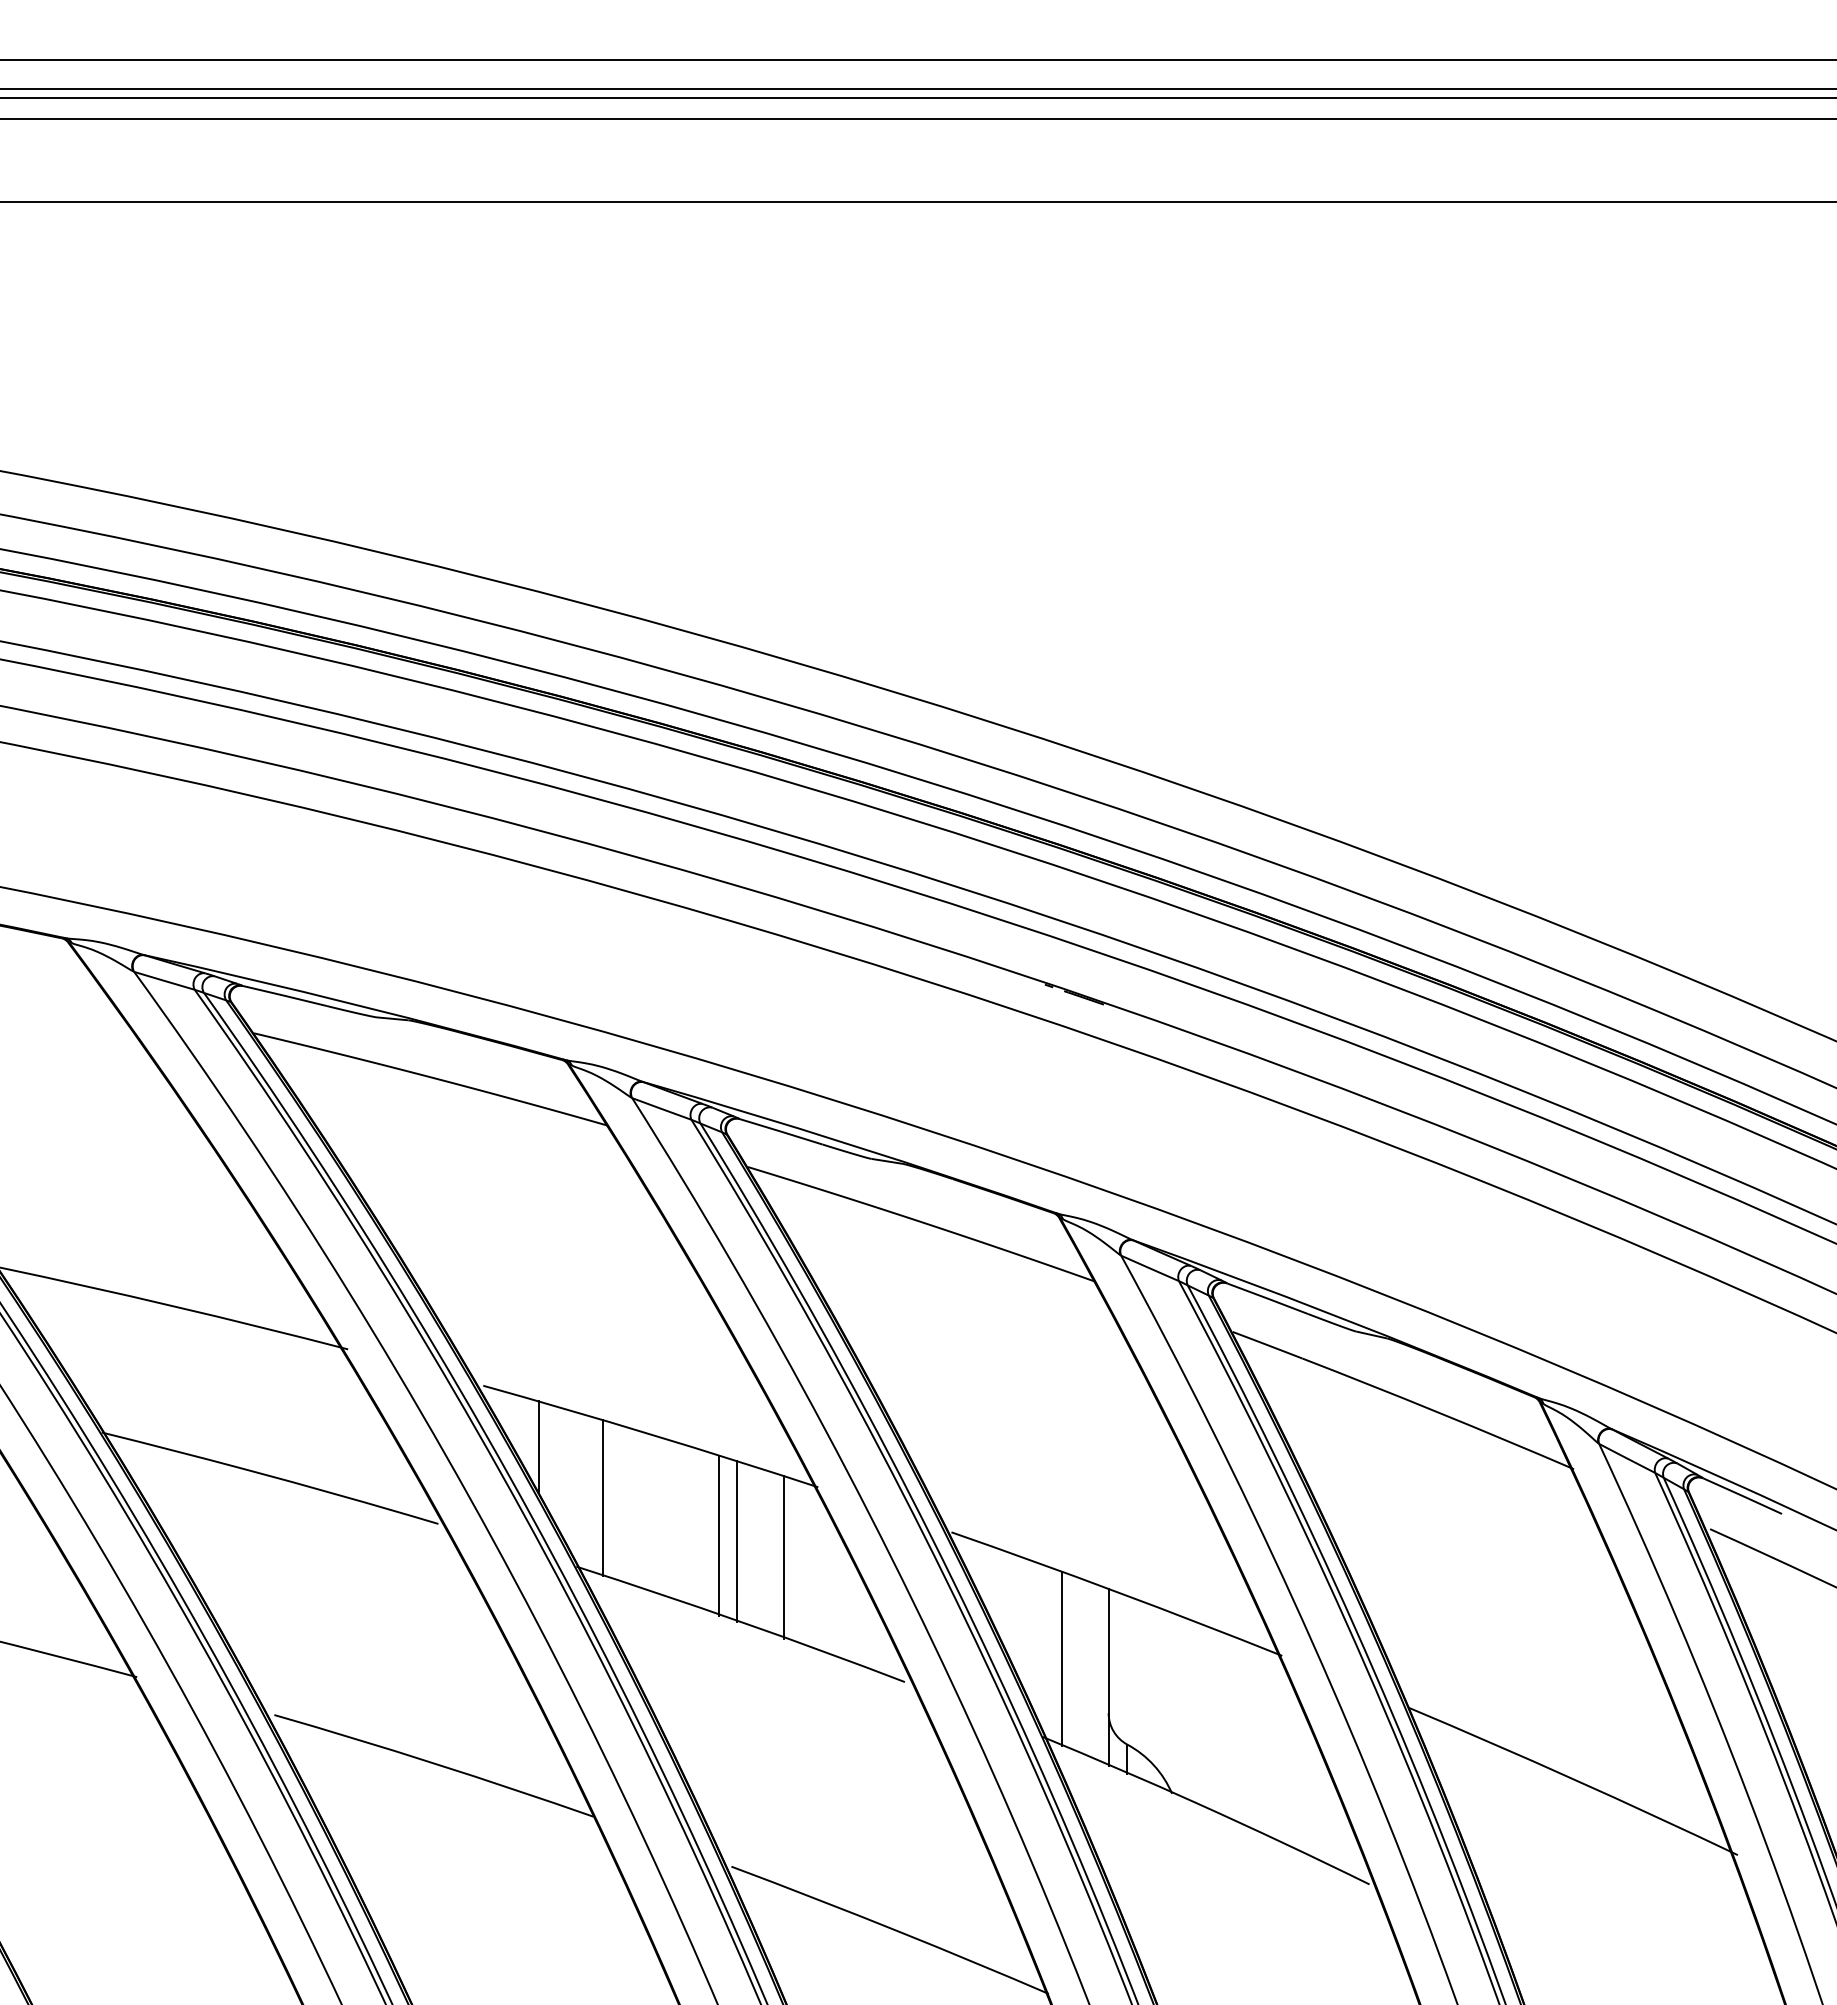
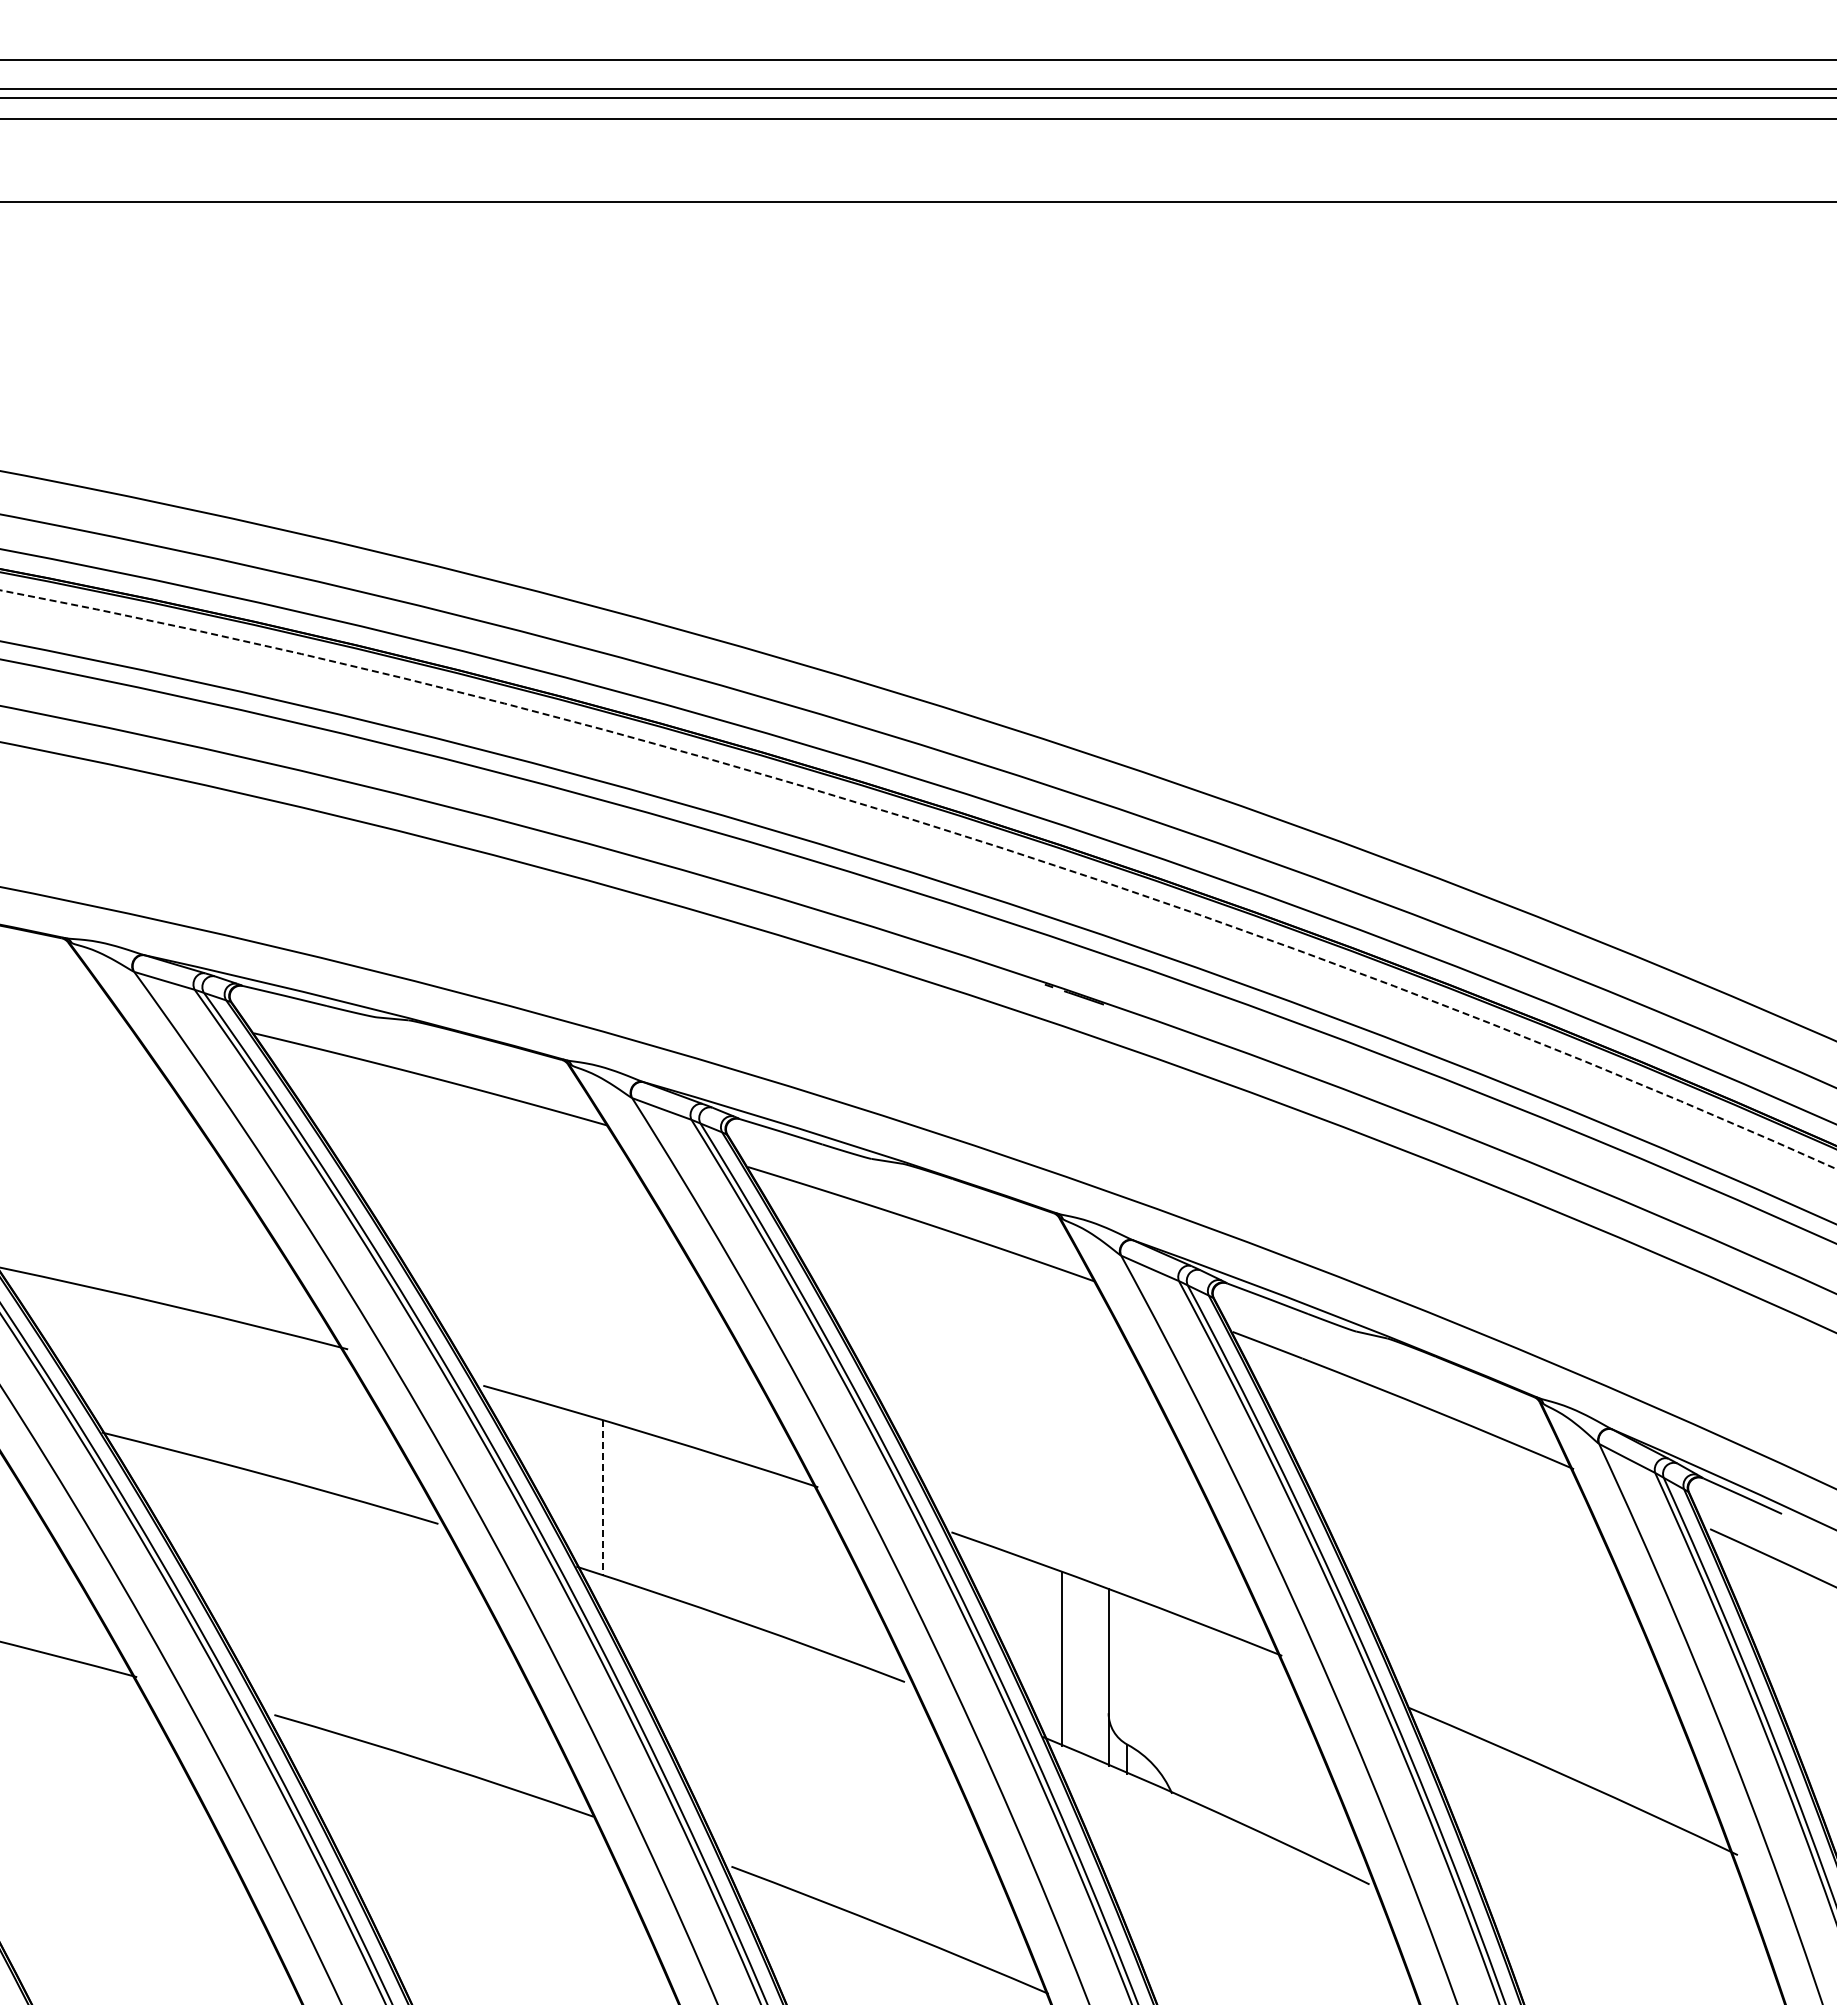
circle: solid -> dashed (918, 879)
line: present -> none (538, 1446)
line: solid -> dashed (602, 1497)
line: present -> none (719, 1535)
line: present -> none (737, 1541)
line: present -> none (783, 1557)
